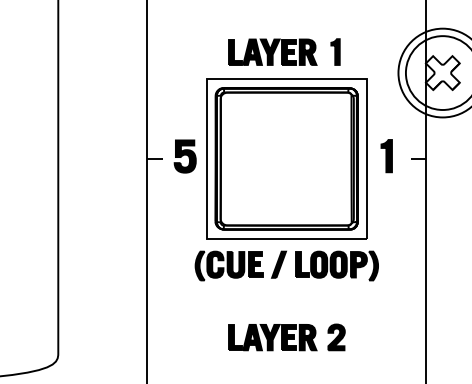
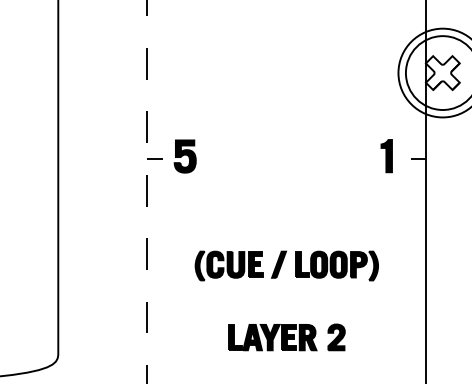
part: present -> none (284, 51)
part: present -> none (286, 158)
line: solid -> dashed (147, 191)
